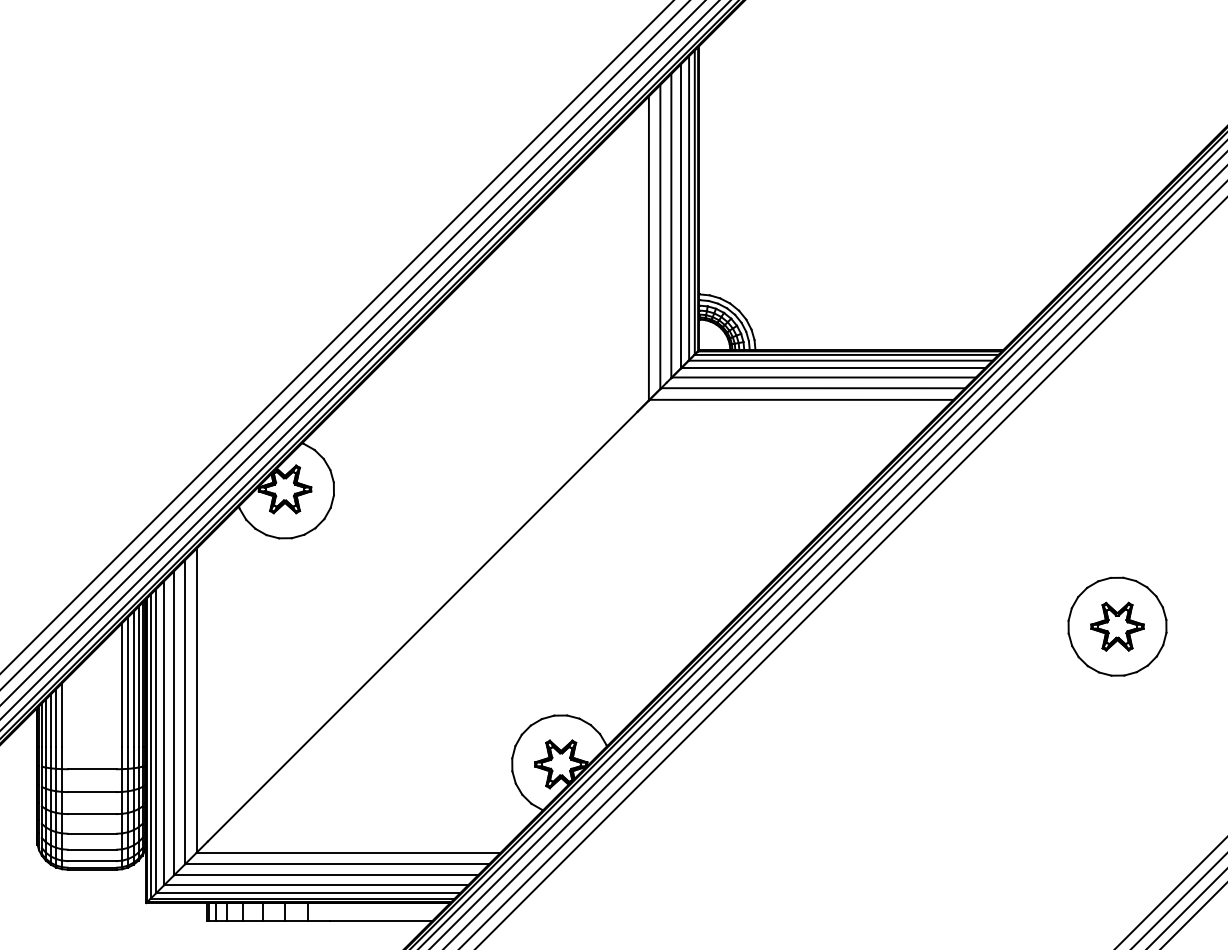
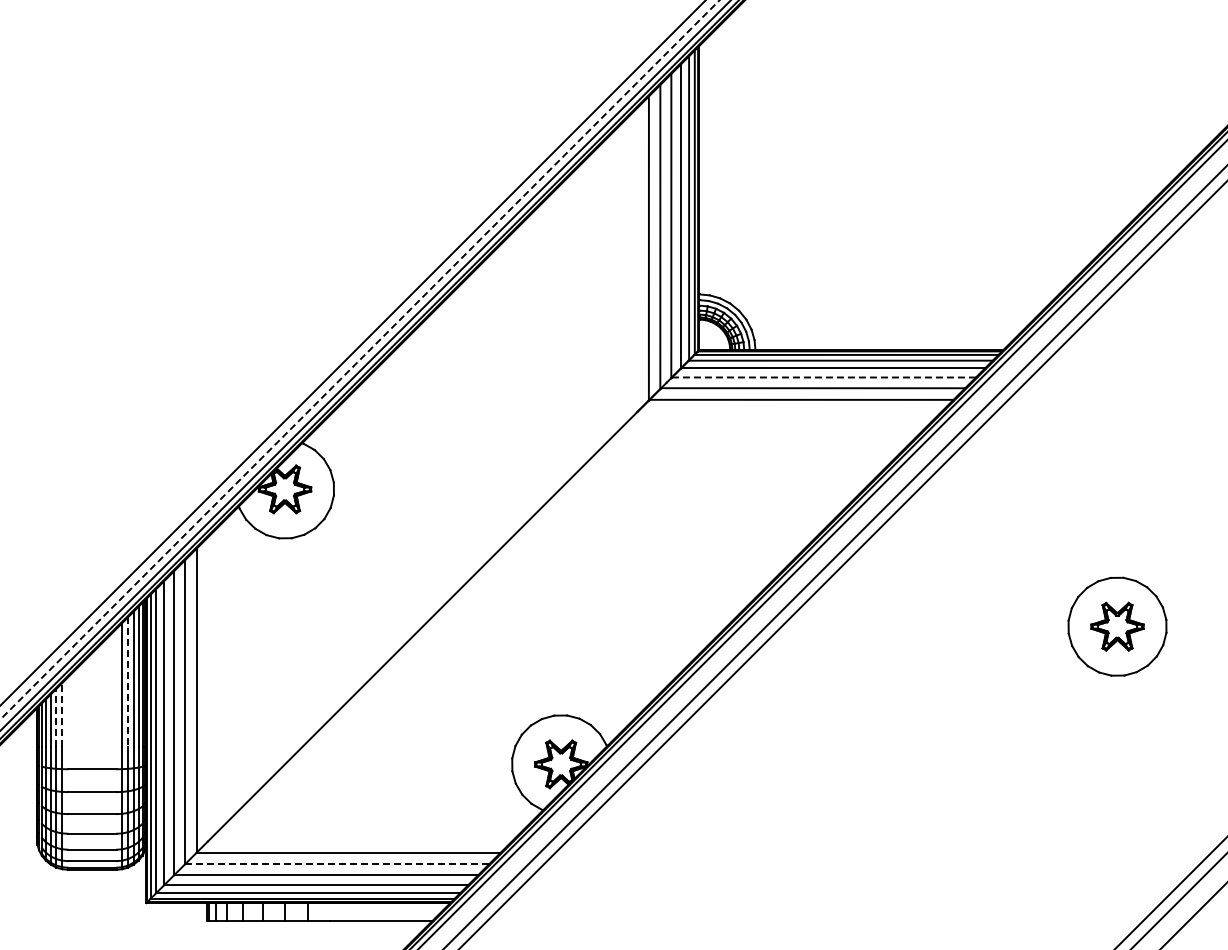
line: present -> none (336, 337)
line: present -> none (345, 344)
line: solid -> dashed (360, 359)
line: solid -> dashed (823, 377)
line: present -> none (828, 549)
line: present -> none (850, 573)
line: solid -> dashed (128, 682)
line: solid -> dashed (62, 715)
line: solid -> dashed (56, 717)
line: solid -> dashed (337, 864)
line: present -> none (1186, 908)
